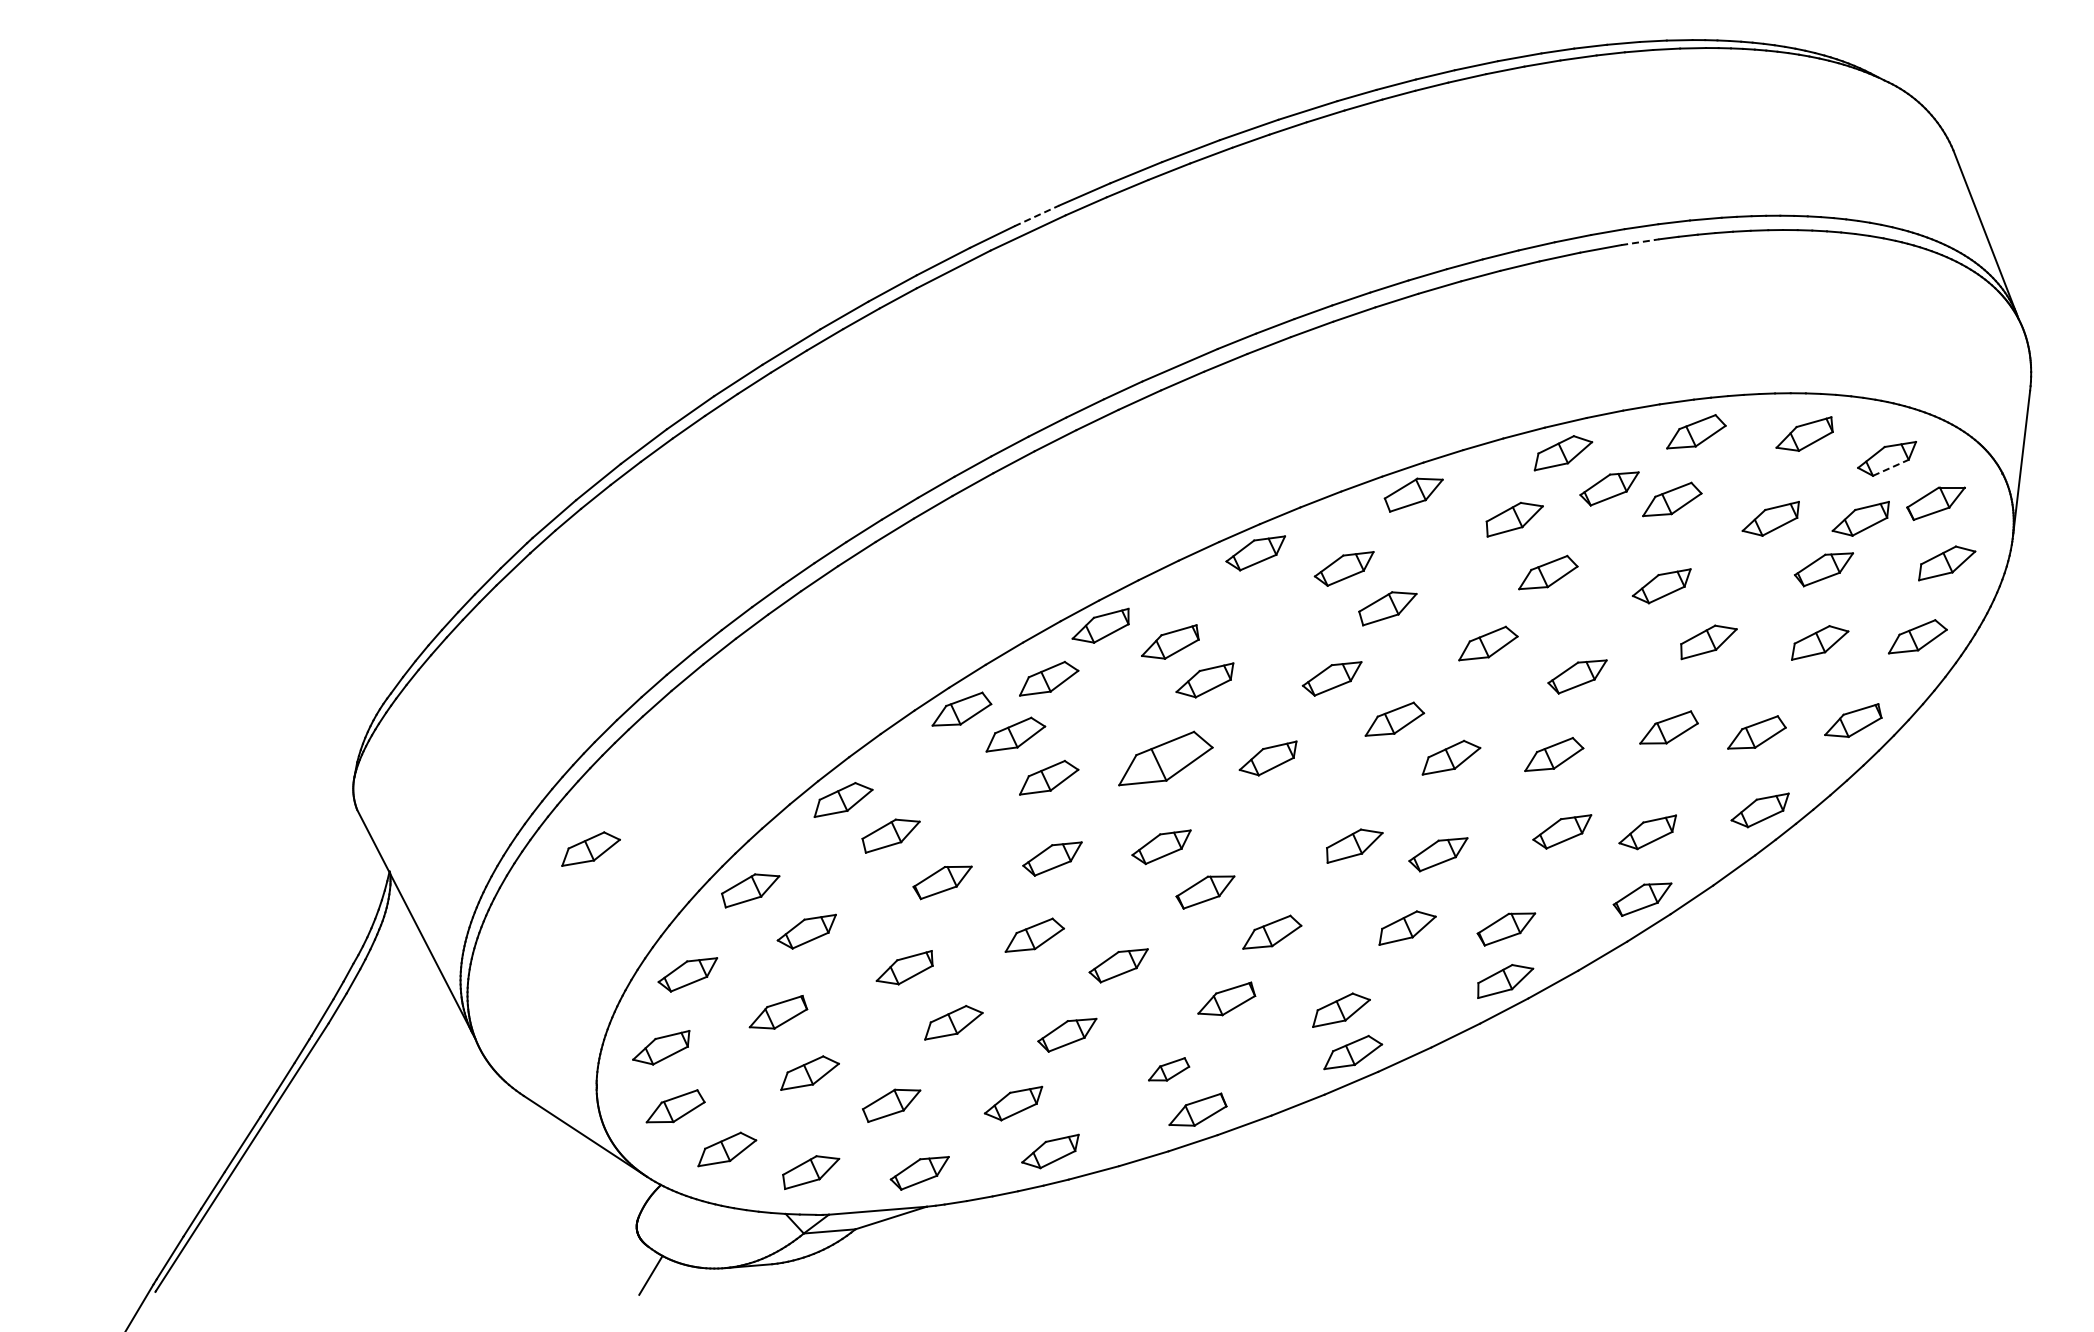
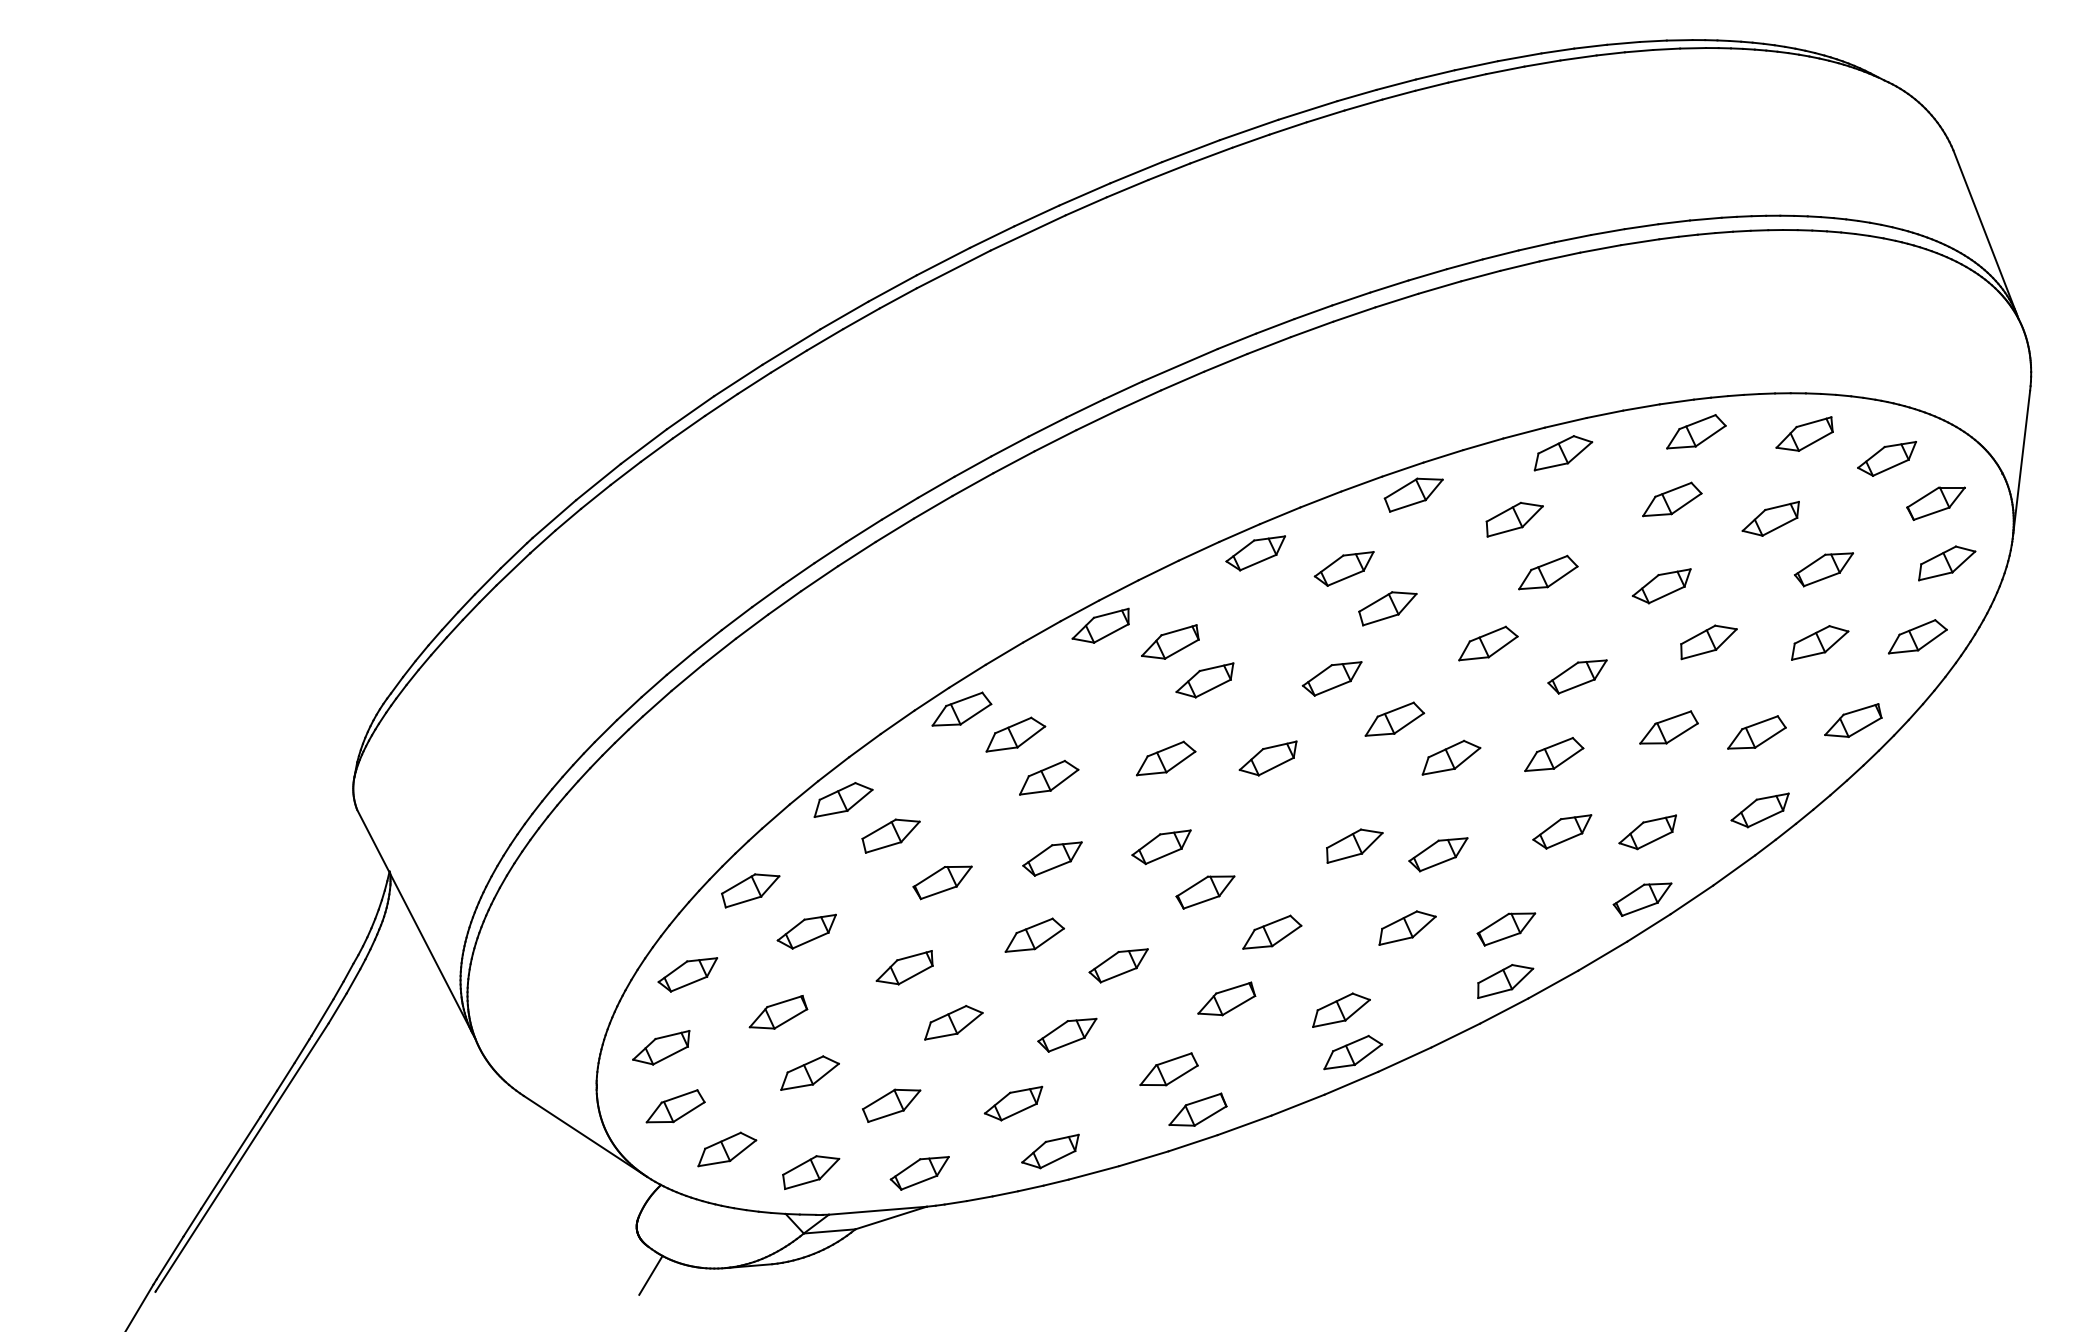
line: dashed -> solid (1036, 215)
line: dashed -> solid (1640, 242)
line: dashed -> solid (1890, 467)
part: present -> none (1609, 488)
part: present -> none (1860, 518)
part: present -> none (1049, 678)
part size: 96x57 px -> 61x37 px (1166, 758)
part: present -> none (590, 848)
part size: 43x25 px -> 60x35 px (1168, 1069)
